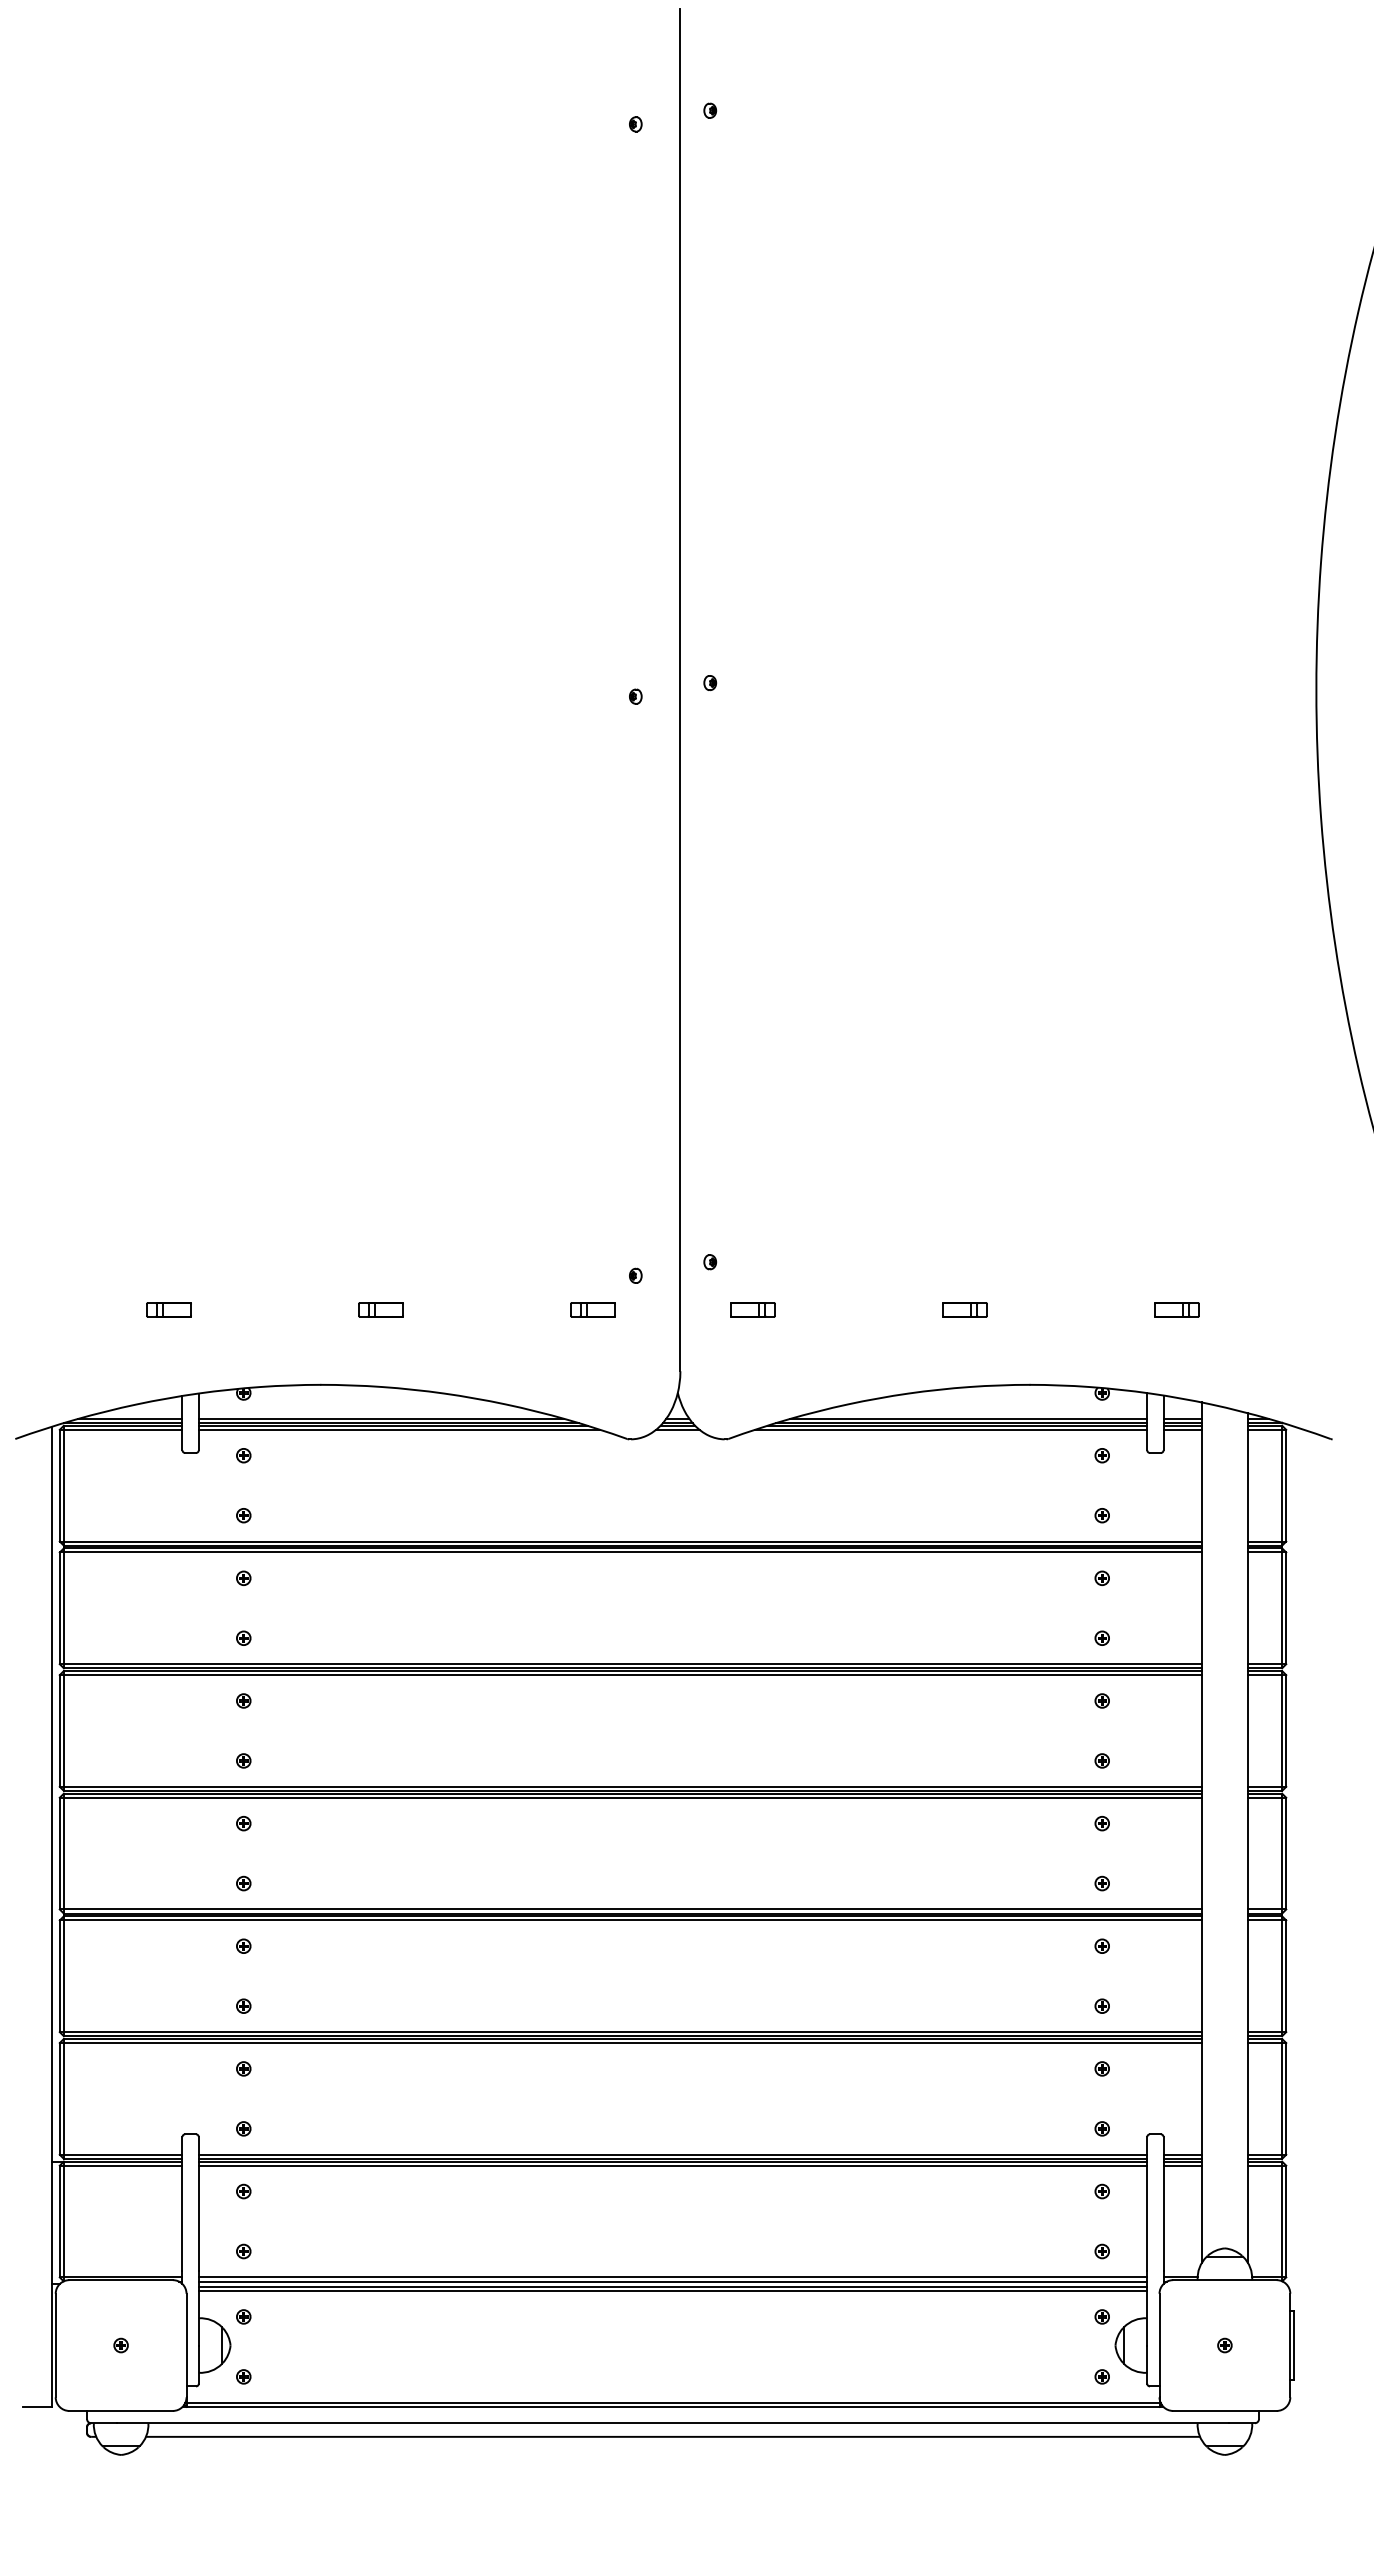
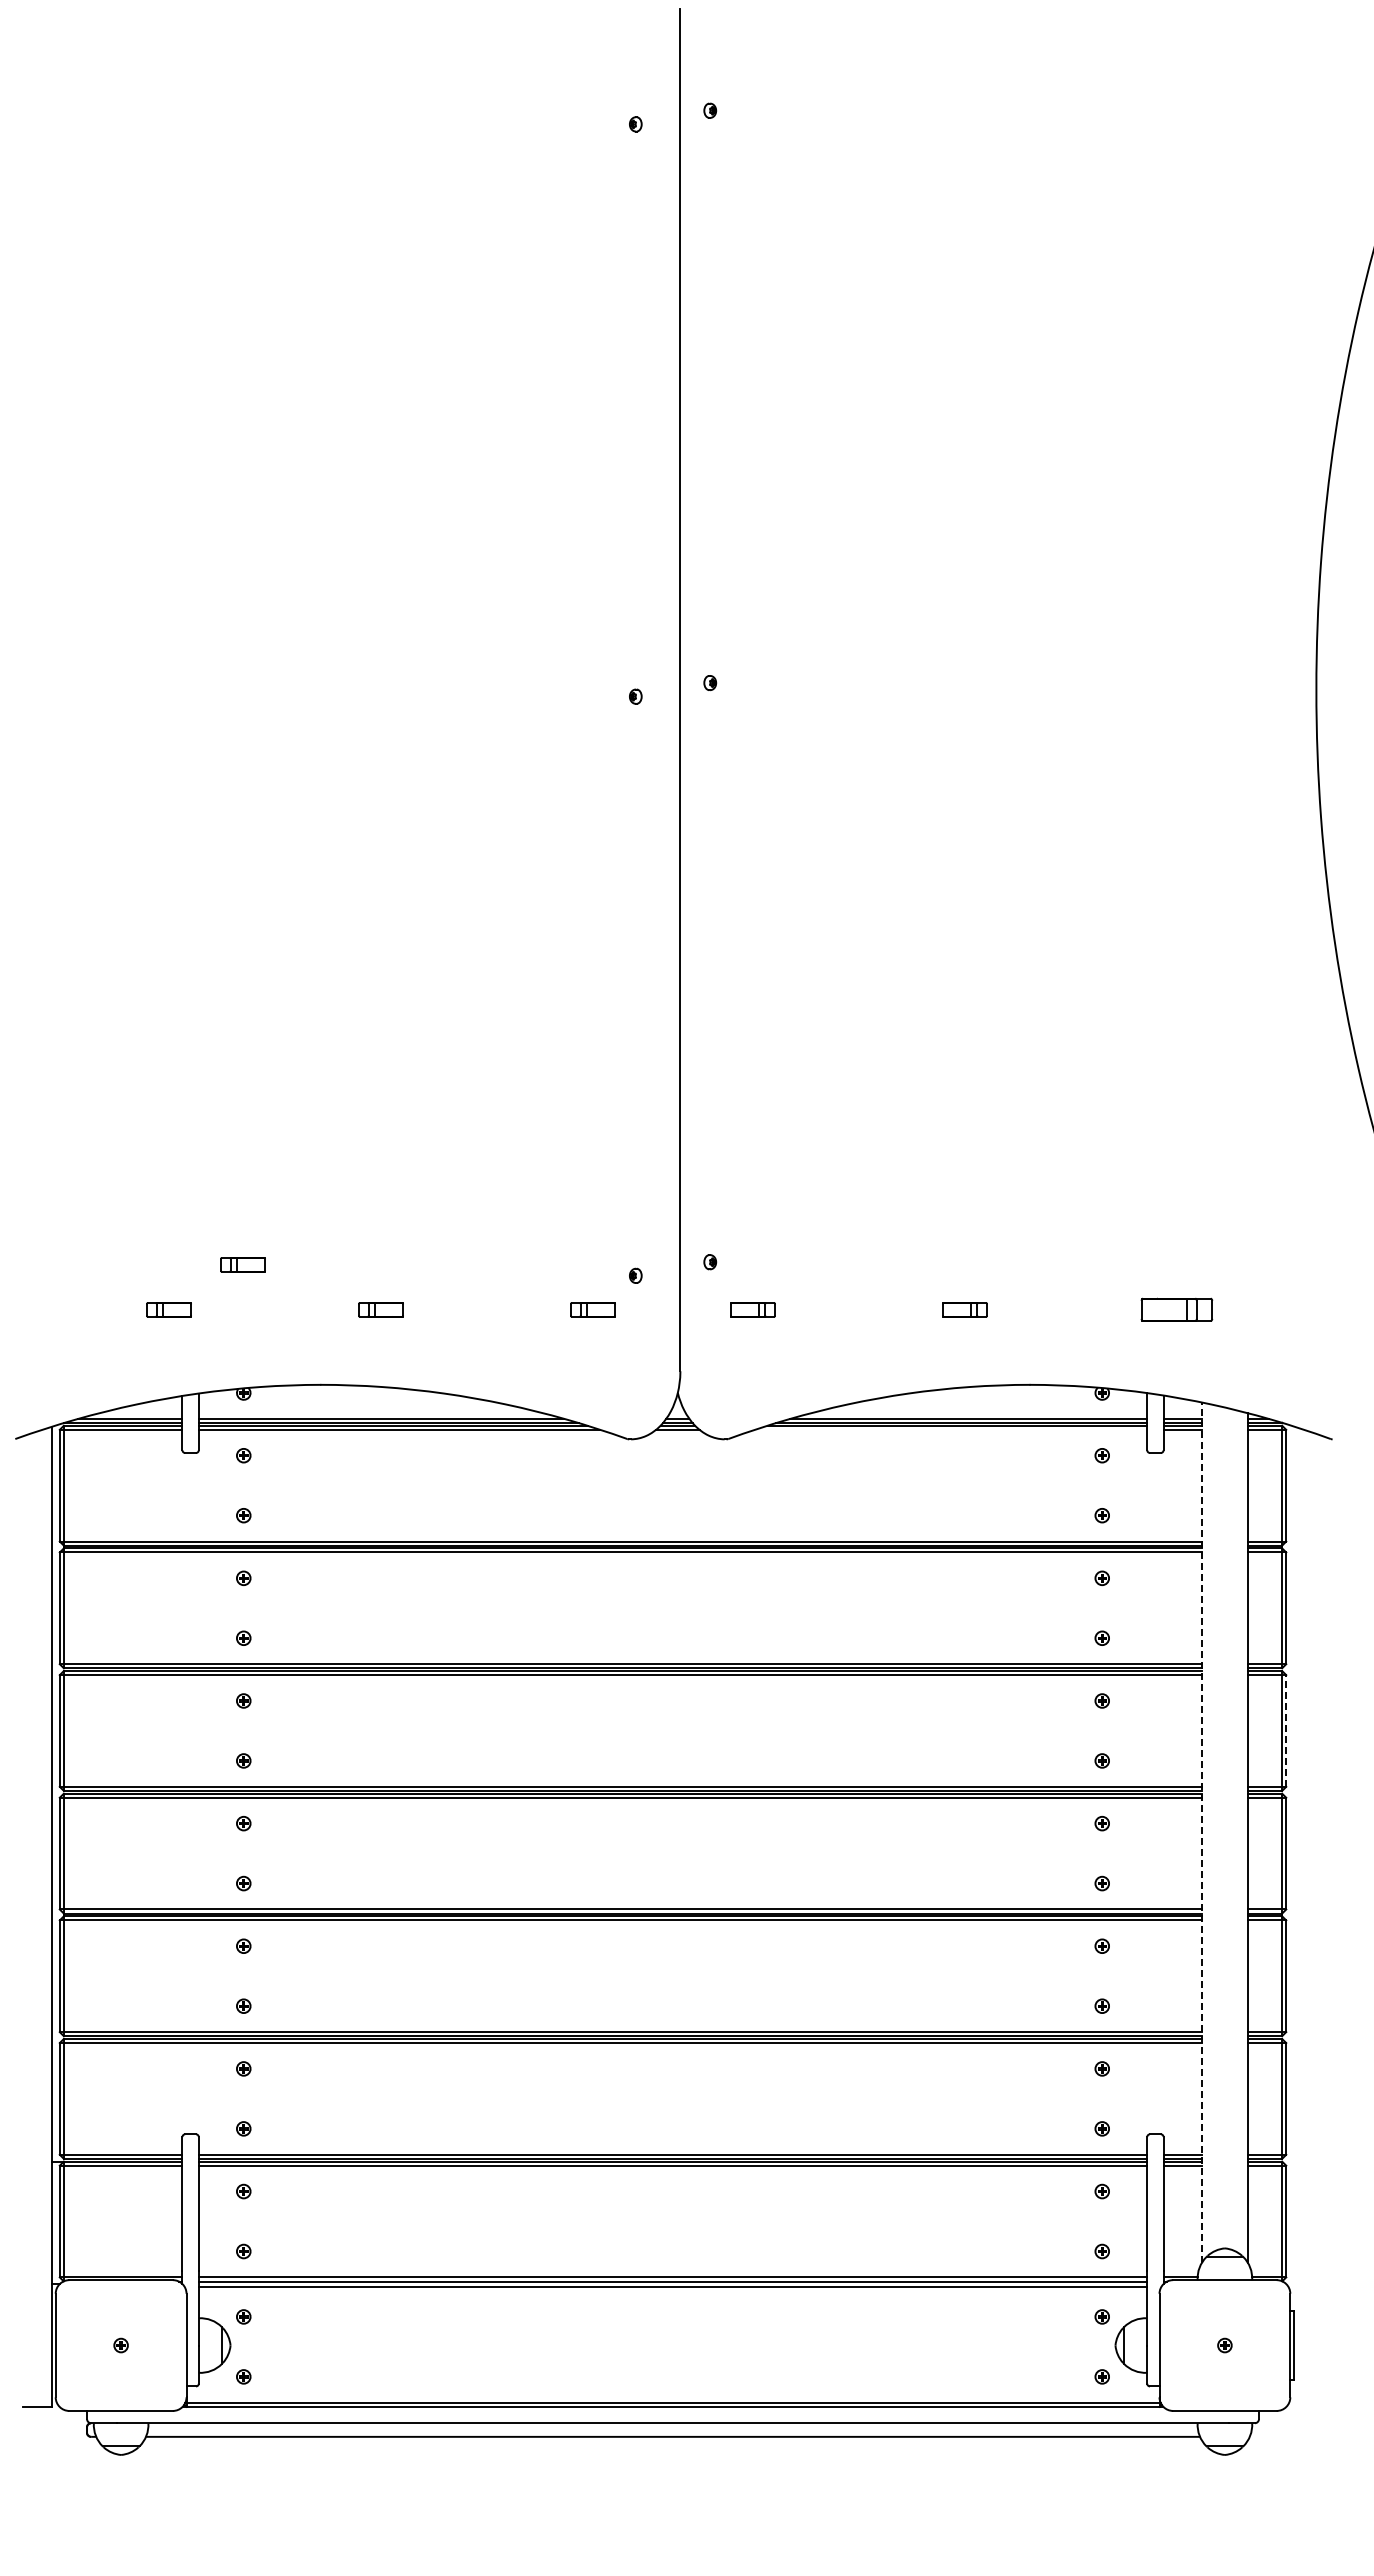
part: none -> present (242, 1264)
part size: 46x16 px -> 74x25 px (1176, 1309)
line: present -> none (950, 1429)
line: solid -> dashed (1286, 1730)
line: solid -> dashed (1201, 1832)
line: present -> none (672, 2291)
